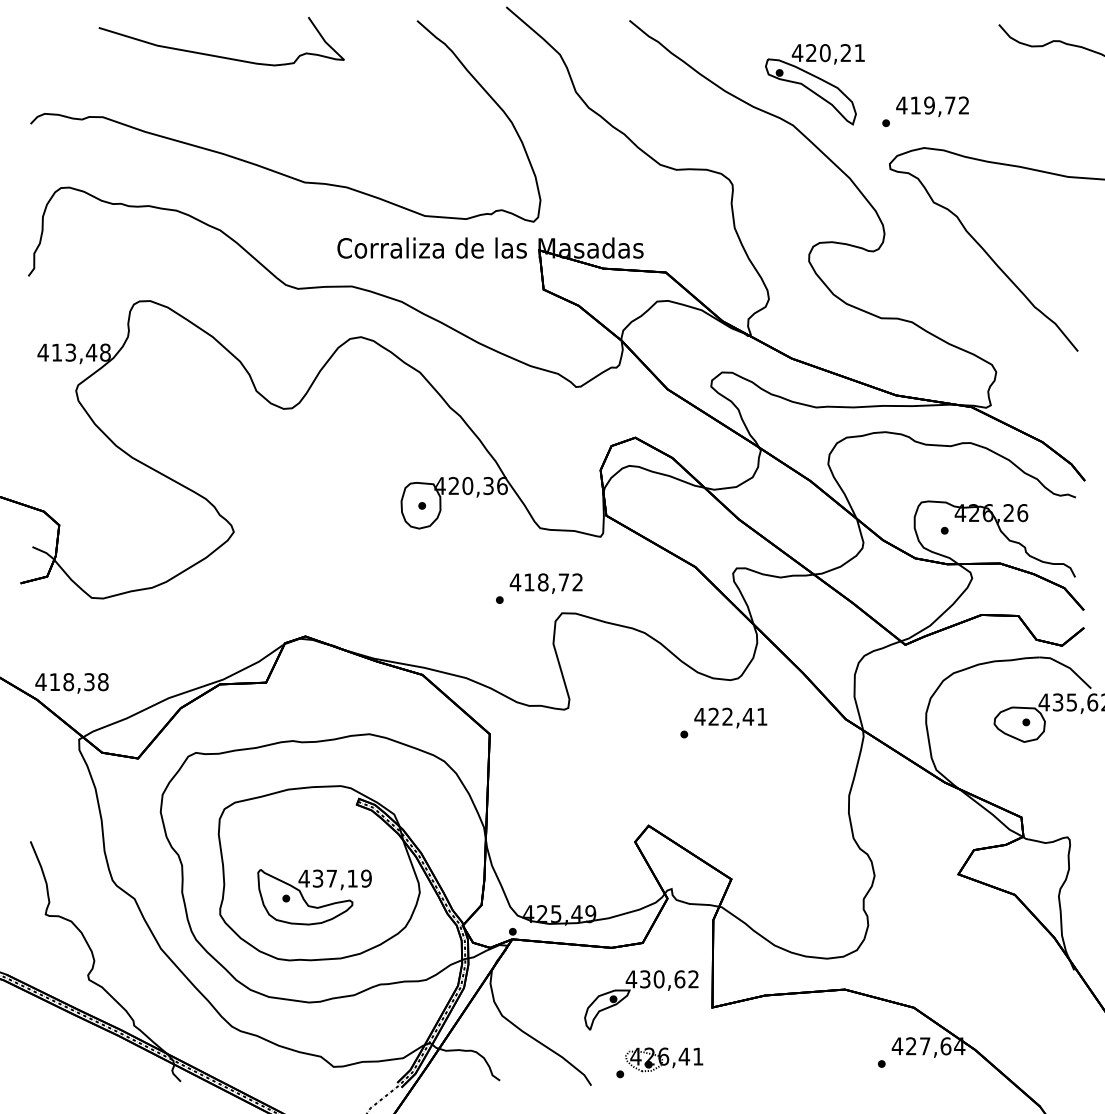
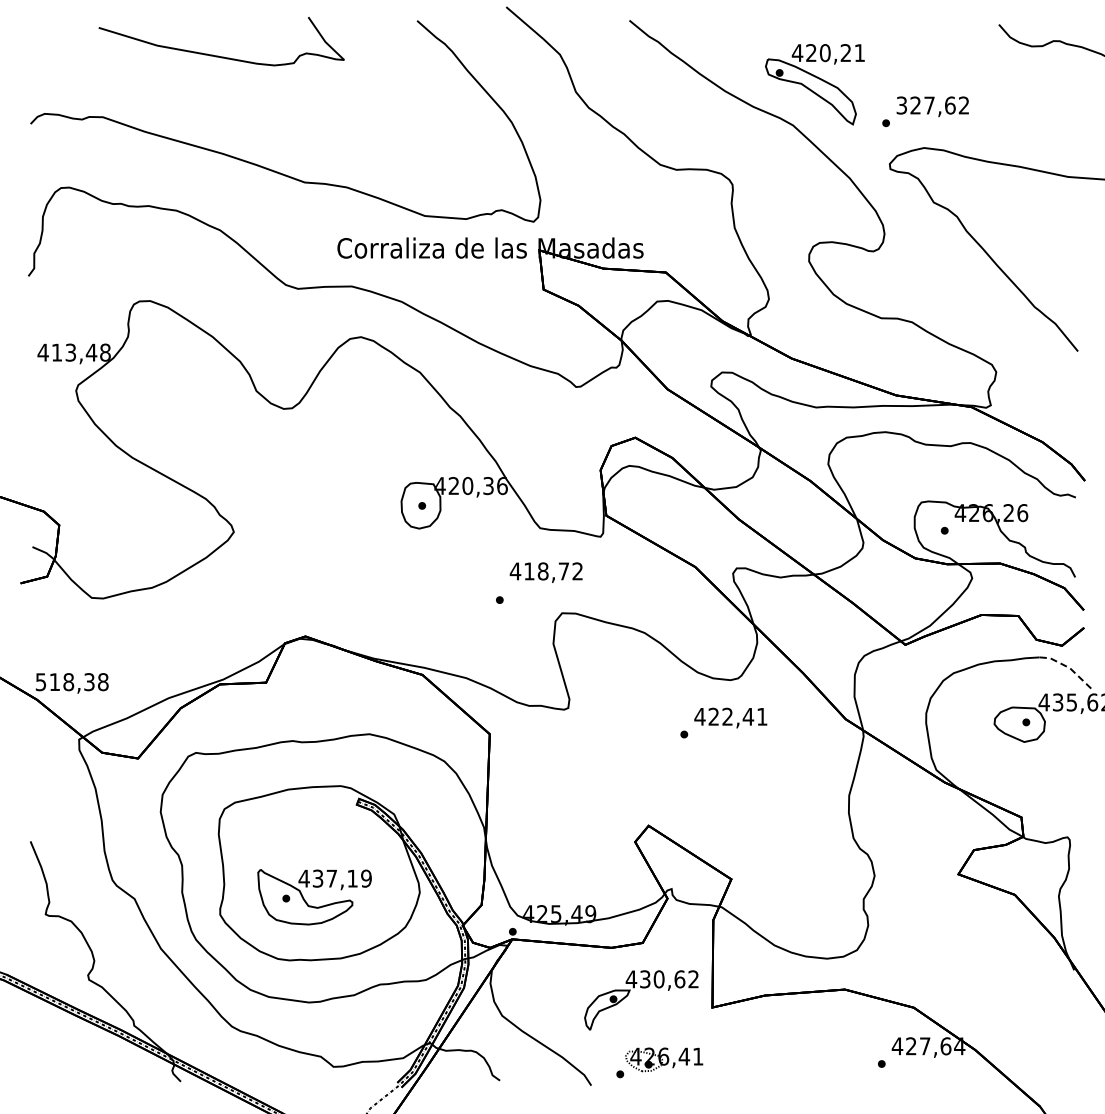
text: 419,72 -> 327,62 (925, 105)
text position: (545, 583) -> (545, 572) (545, 572)
line: solid -> dashed (1068, 667)
text: 418,38 -> 518,38 (40, 682)
